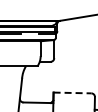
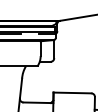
line: dashed -> solid (72, 92)
